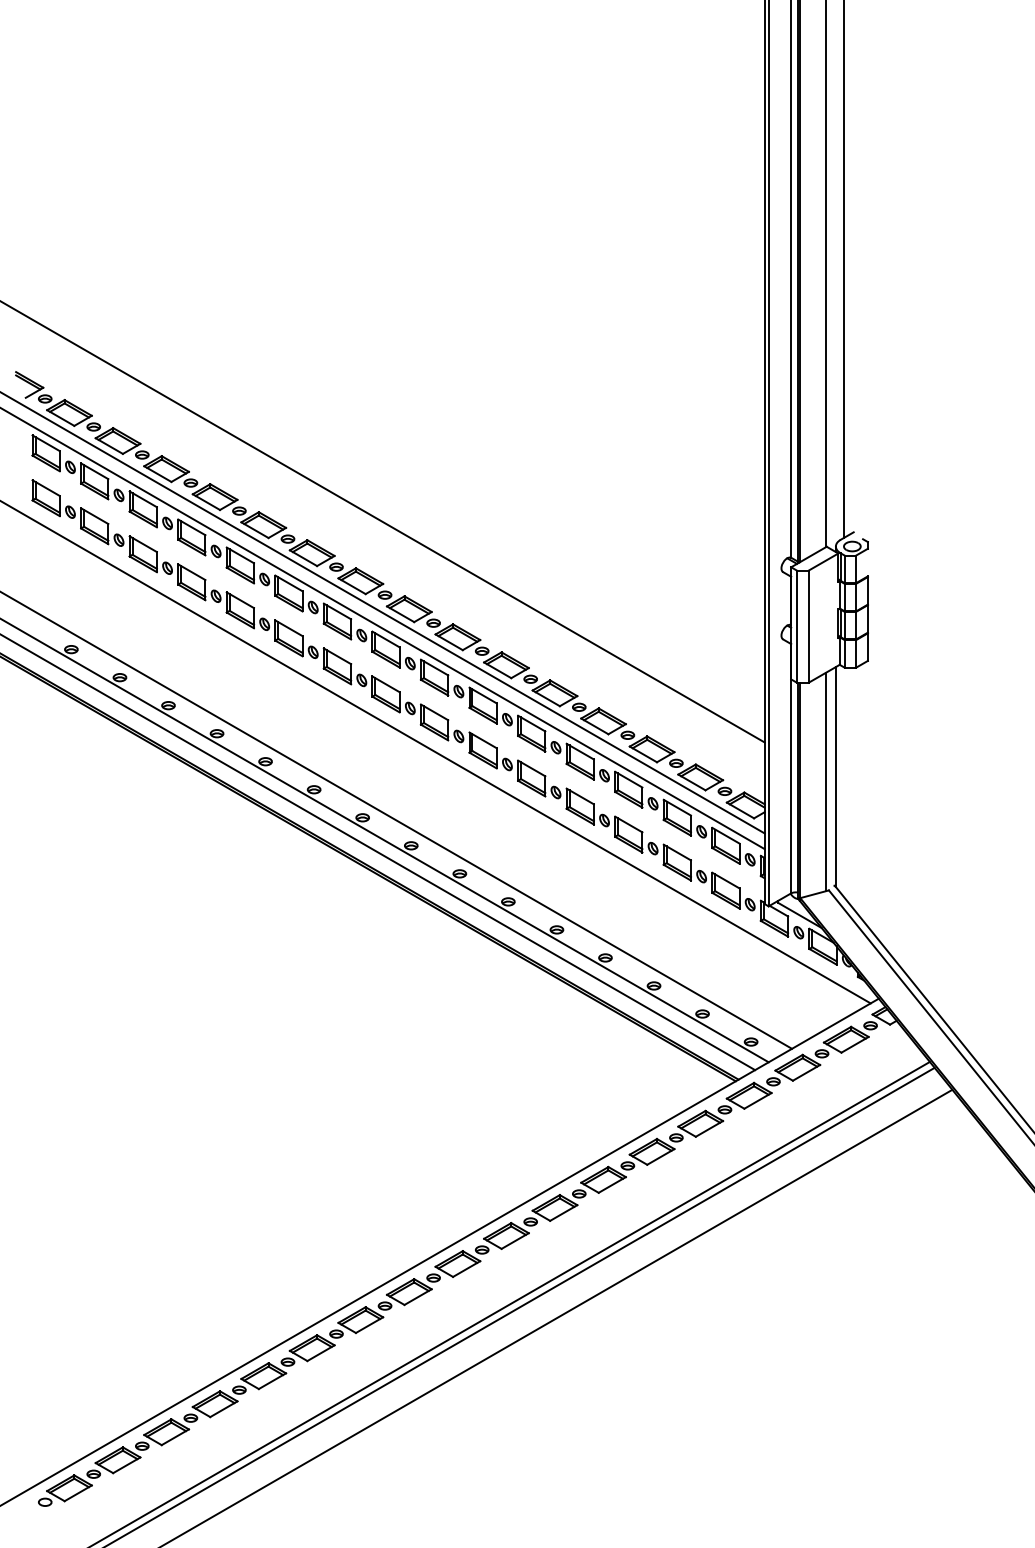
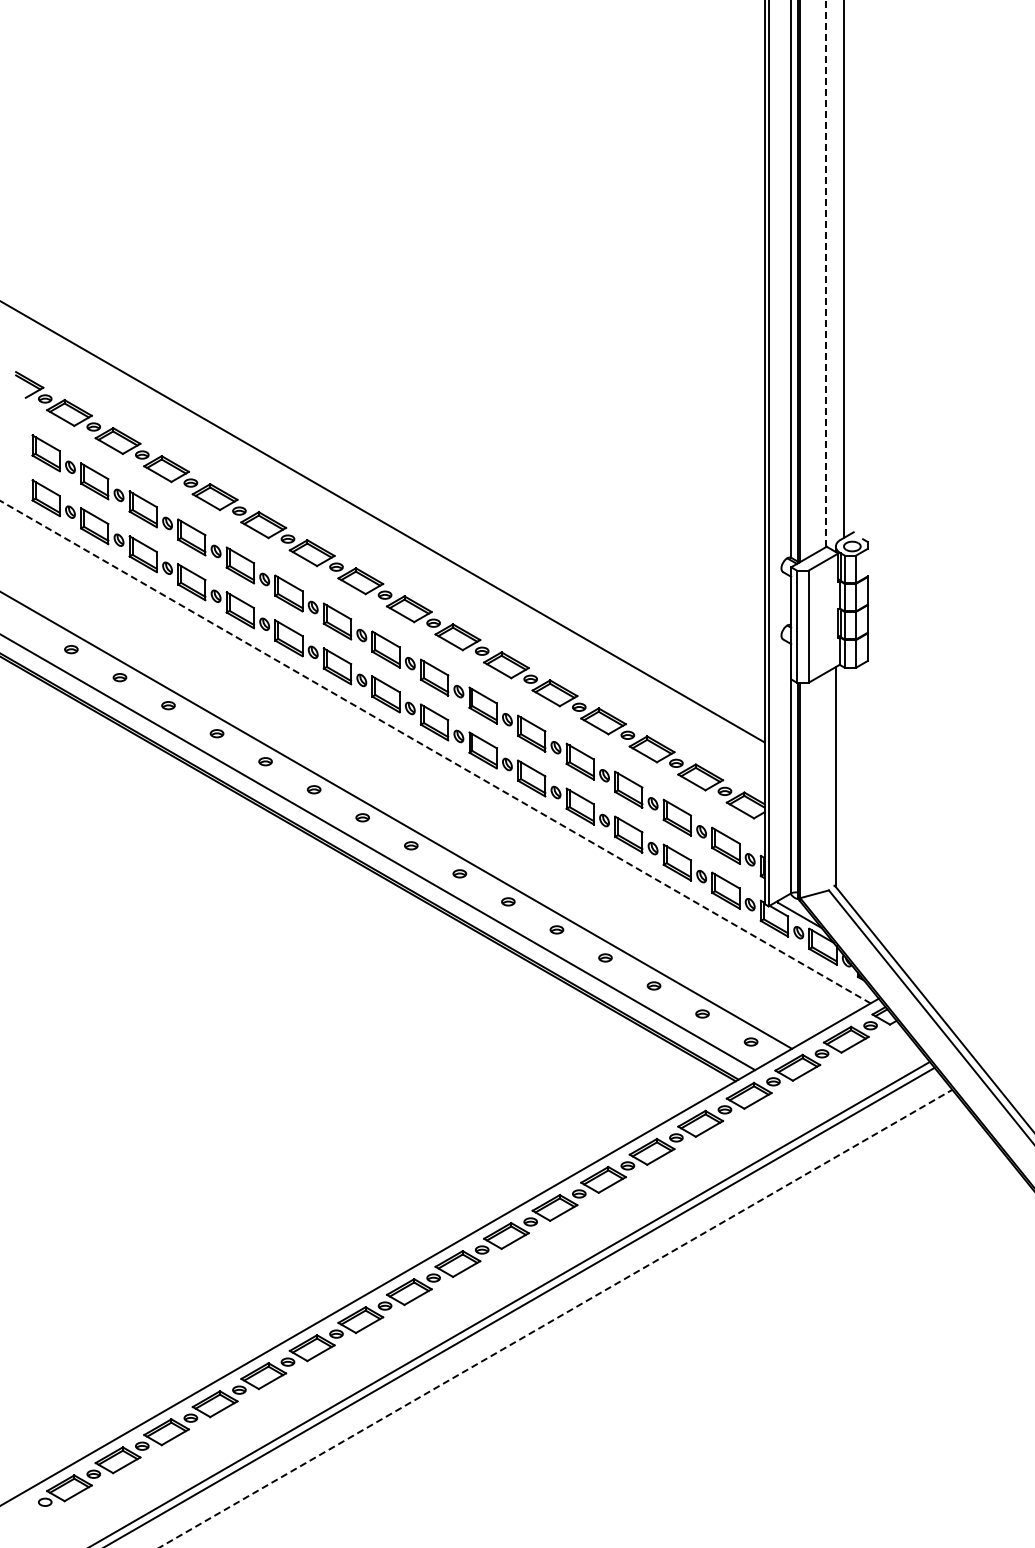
line: solid -> dashed (825, 274)
line: present -> none (383, 613)
line: present -> none (383, 628)
line: solid -> dashed (435, 752)
line: present -> none (825, 781)
line: present -> none (385, 840)
line: solid -> dashed (555, 1318)
